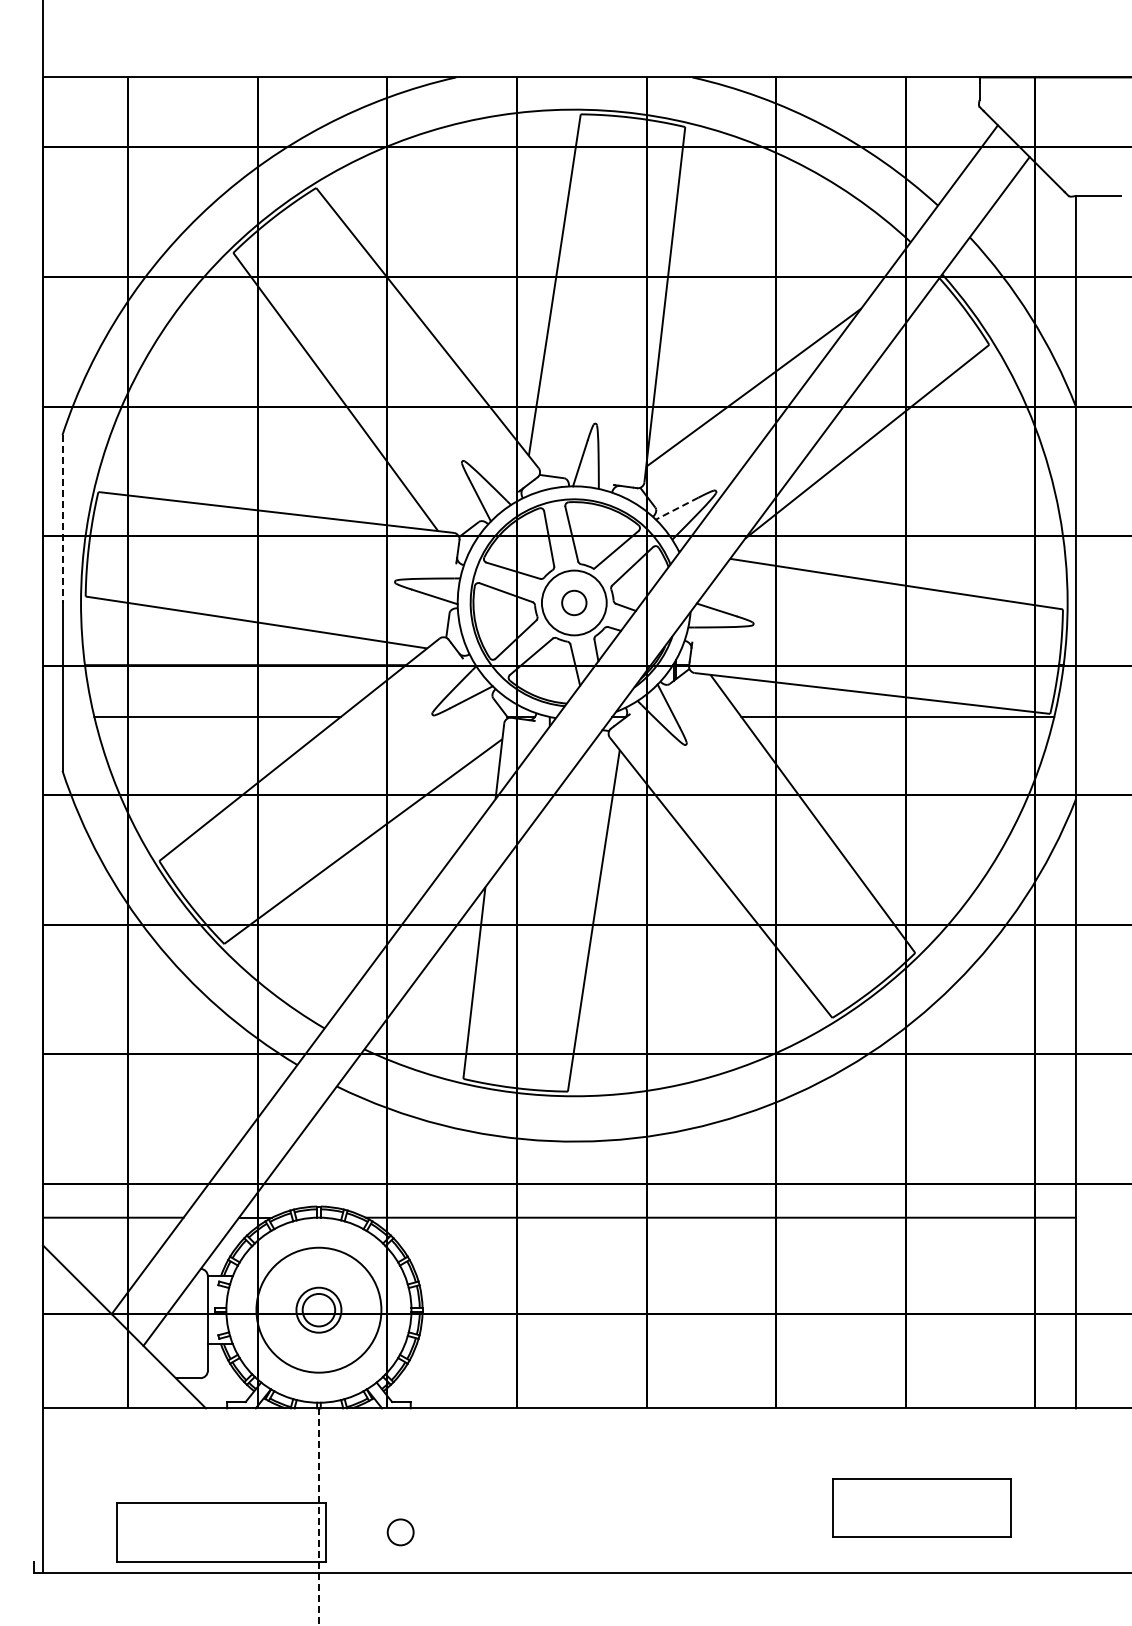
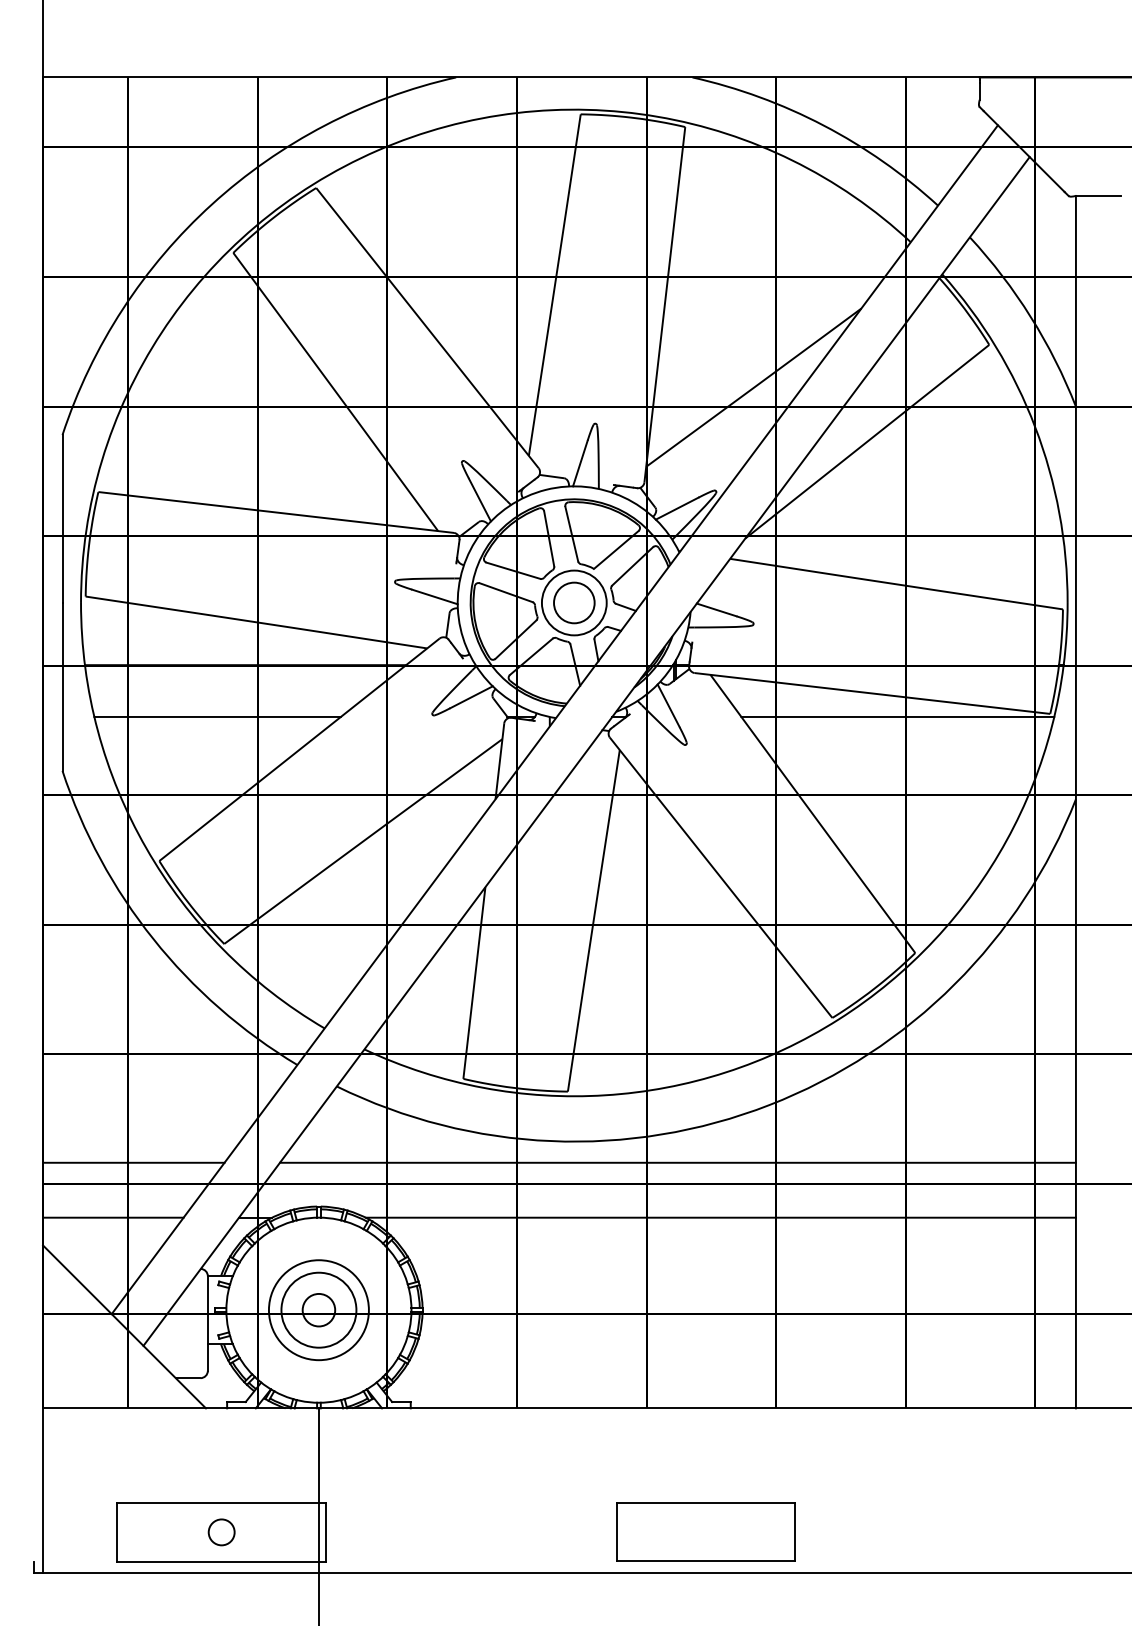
line: dashed -> solid (677, 508)
line: dashed -> solid (62, 519)
circle diameter: 24 px -> 41 px (574, 602)
line: none -> present (133, 1162)
line: none -> present (677, 1162)
circle diameter: 125 px -> 100 px (318, 1310)
circle diameter: 45 px -> 75 px (318, 1309)
part position: (921, 1507) -> (705, 1531) (705, 1531)
line: dashed -> solid (318, 1516)
circle position: (400, 1532) -> (221, 1532) (221, 1532)
